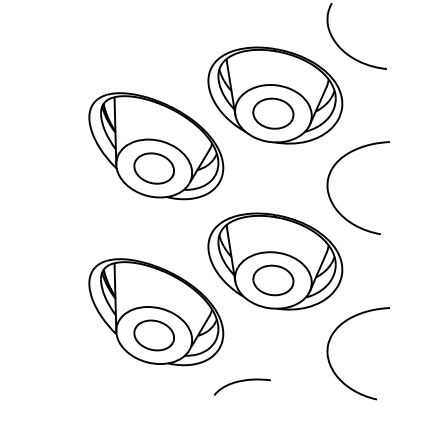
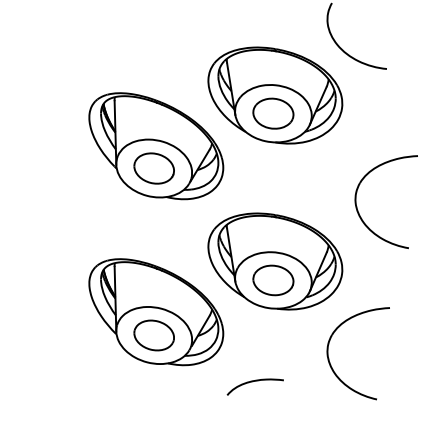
part position: (331, 198) -> (359, 212) (359, 212)
curve position: (239, 382) -> (252, 382) (252, 382)
